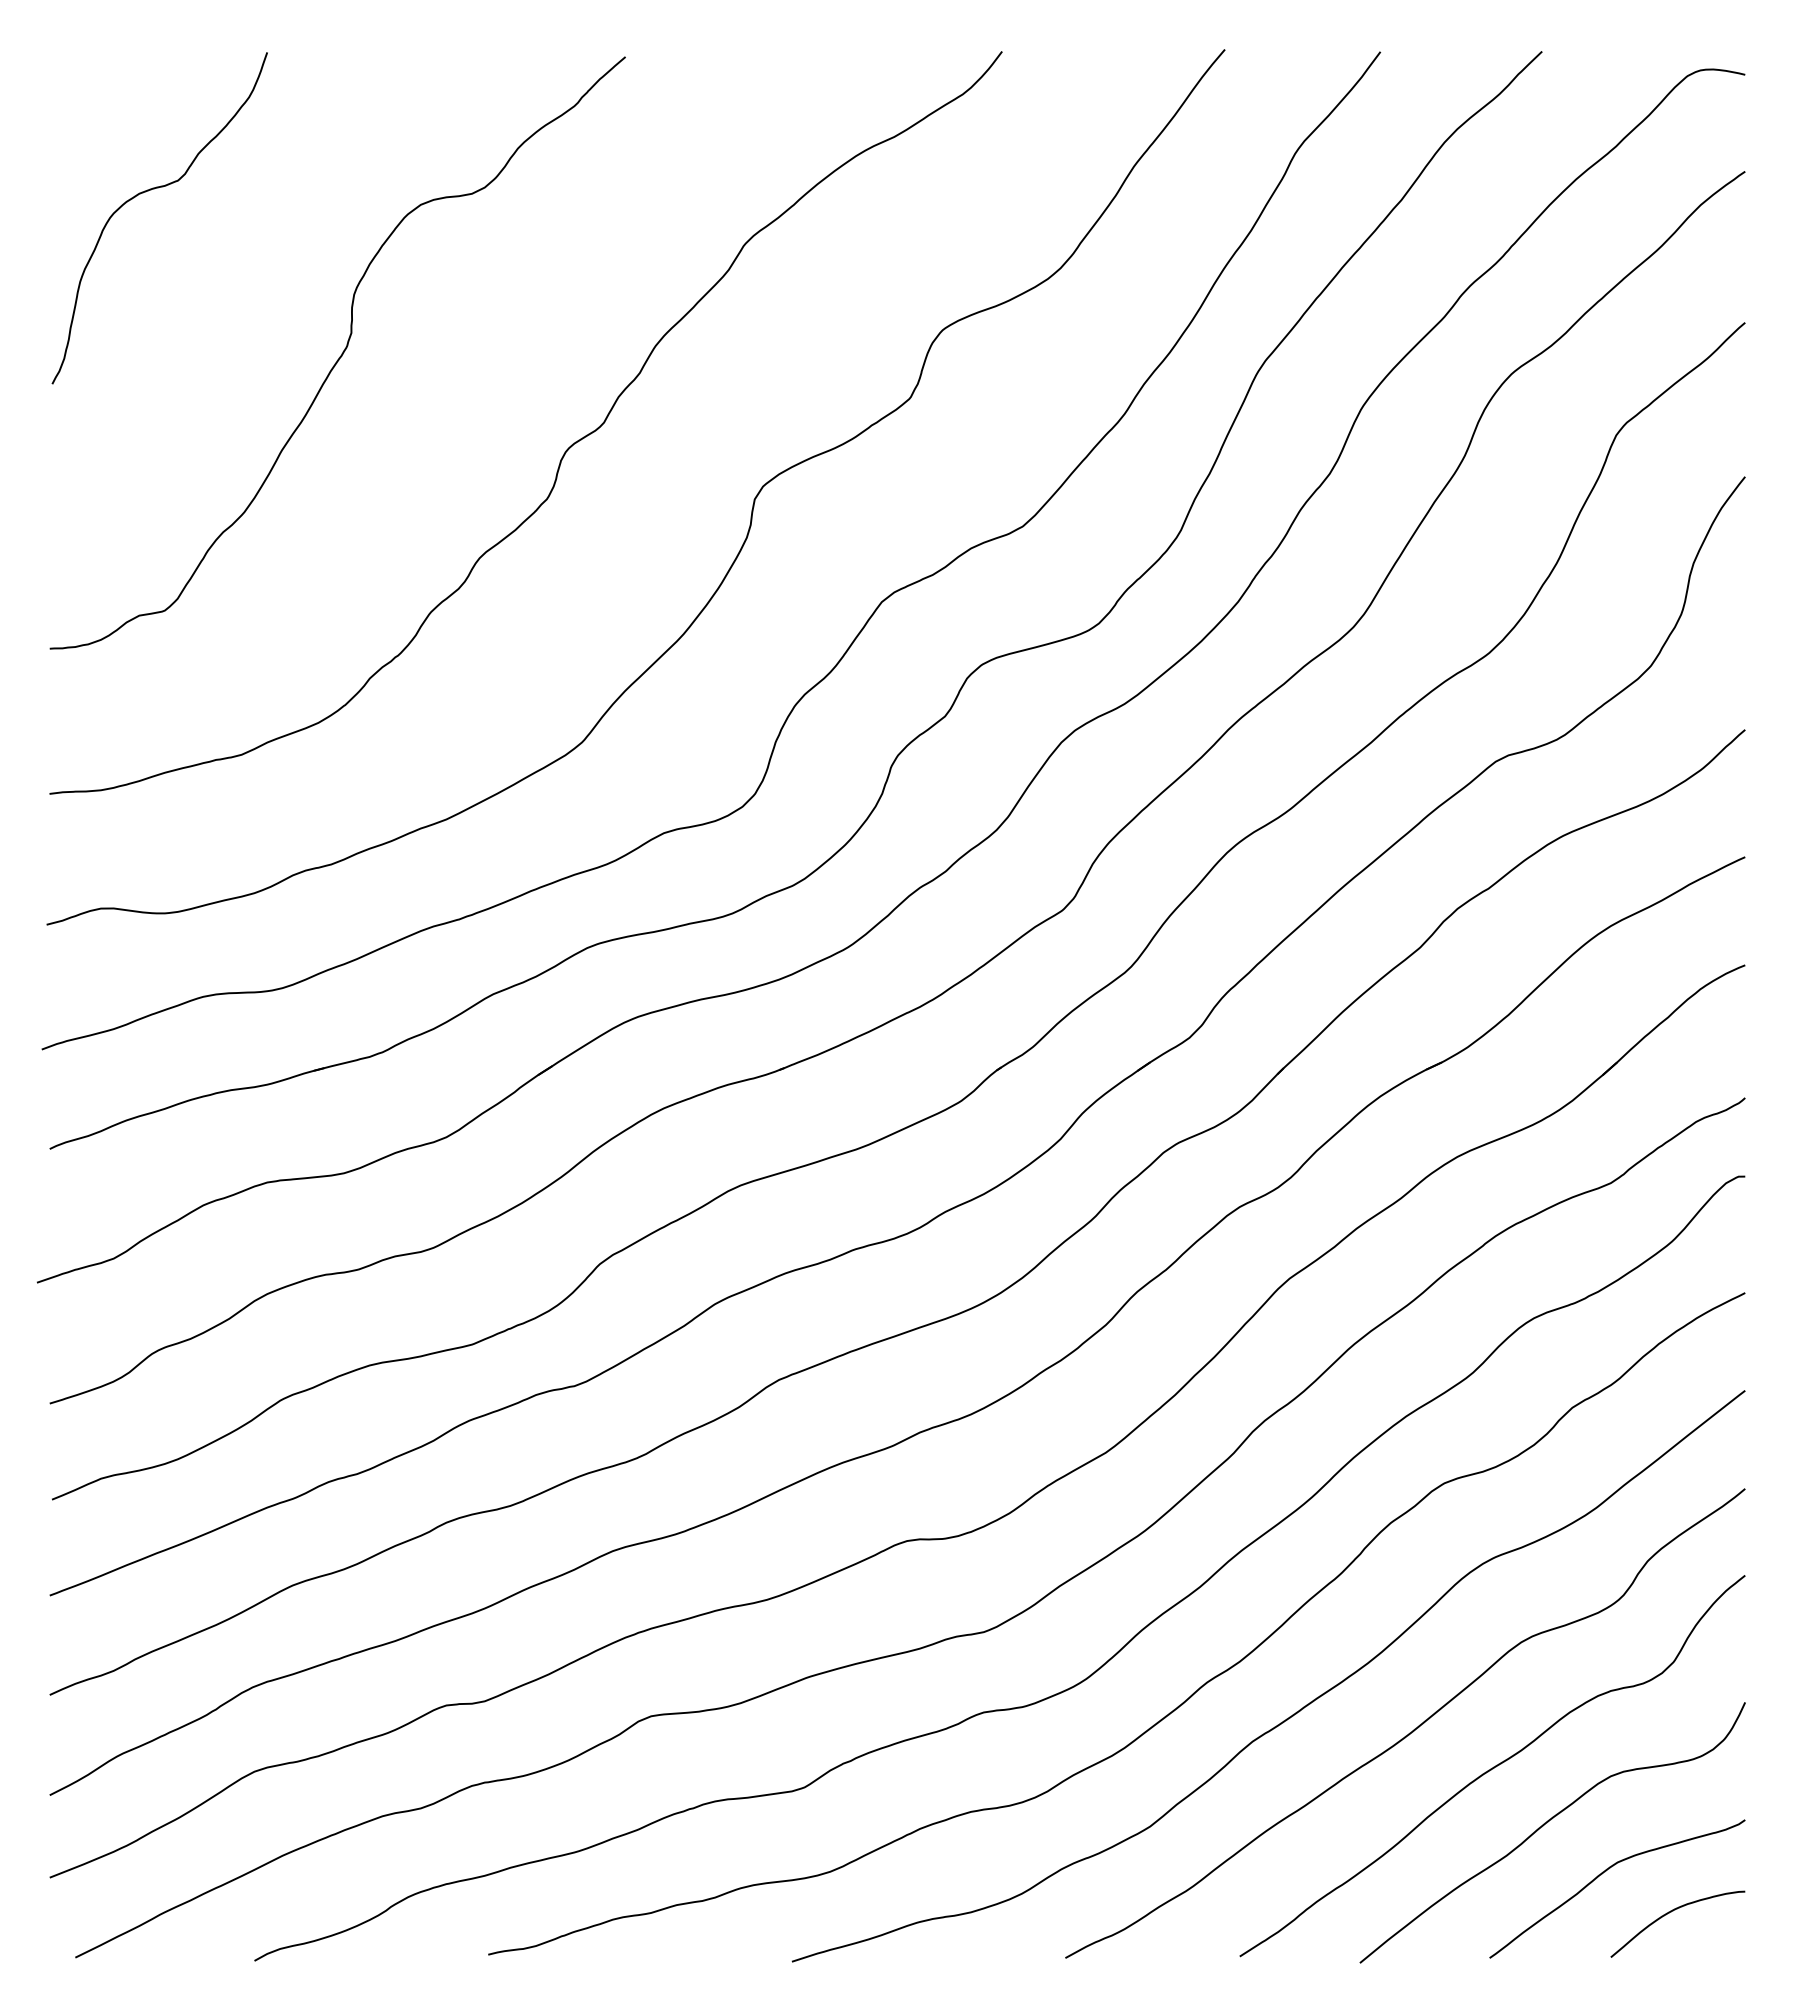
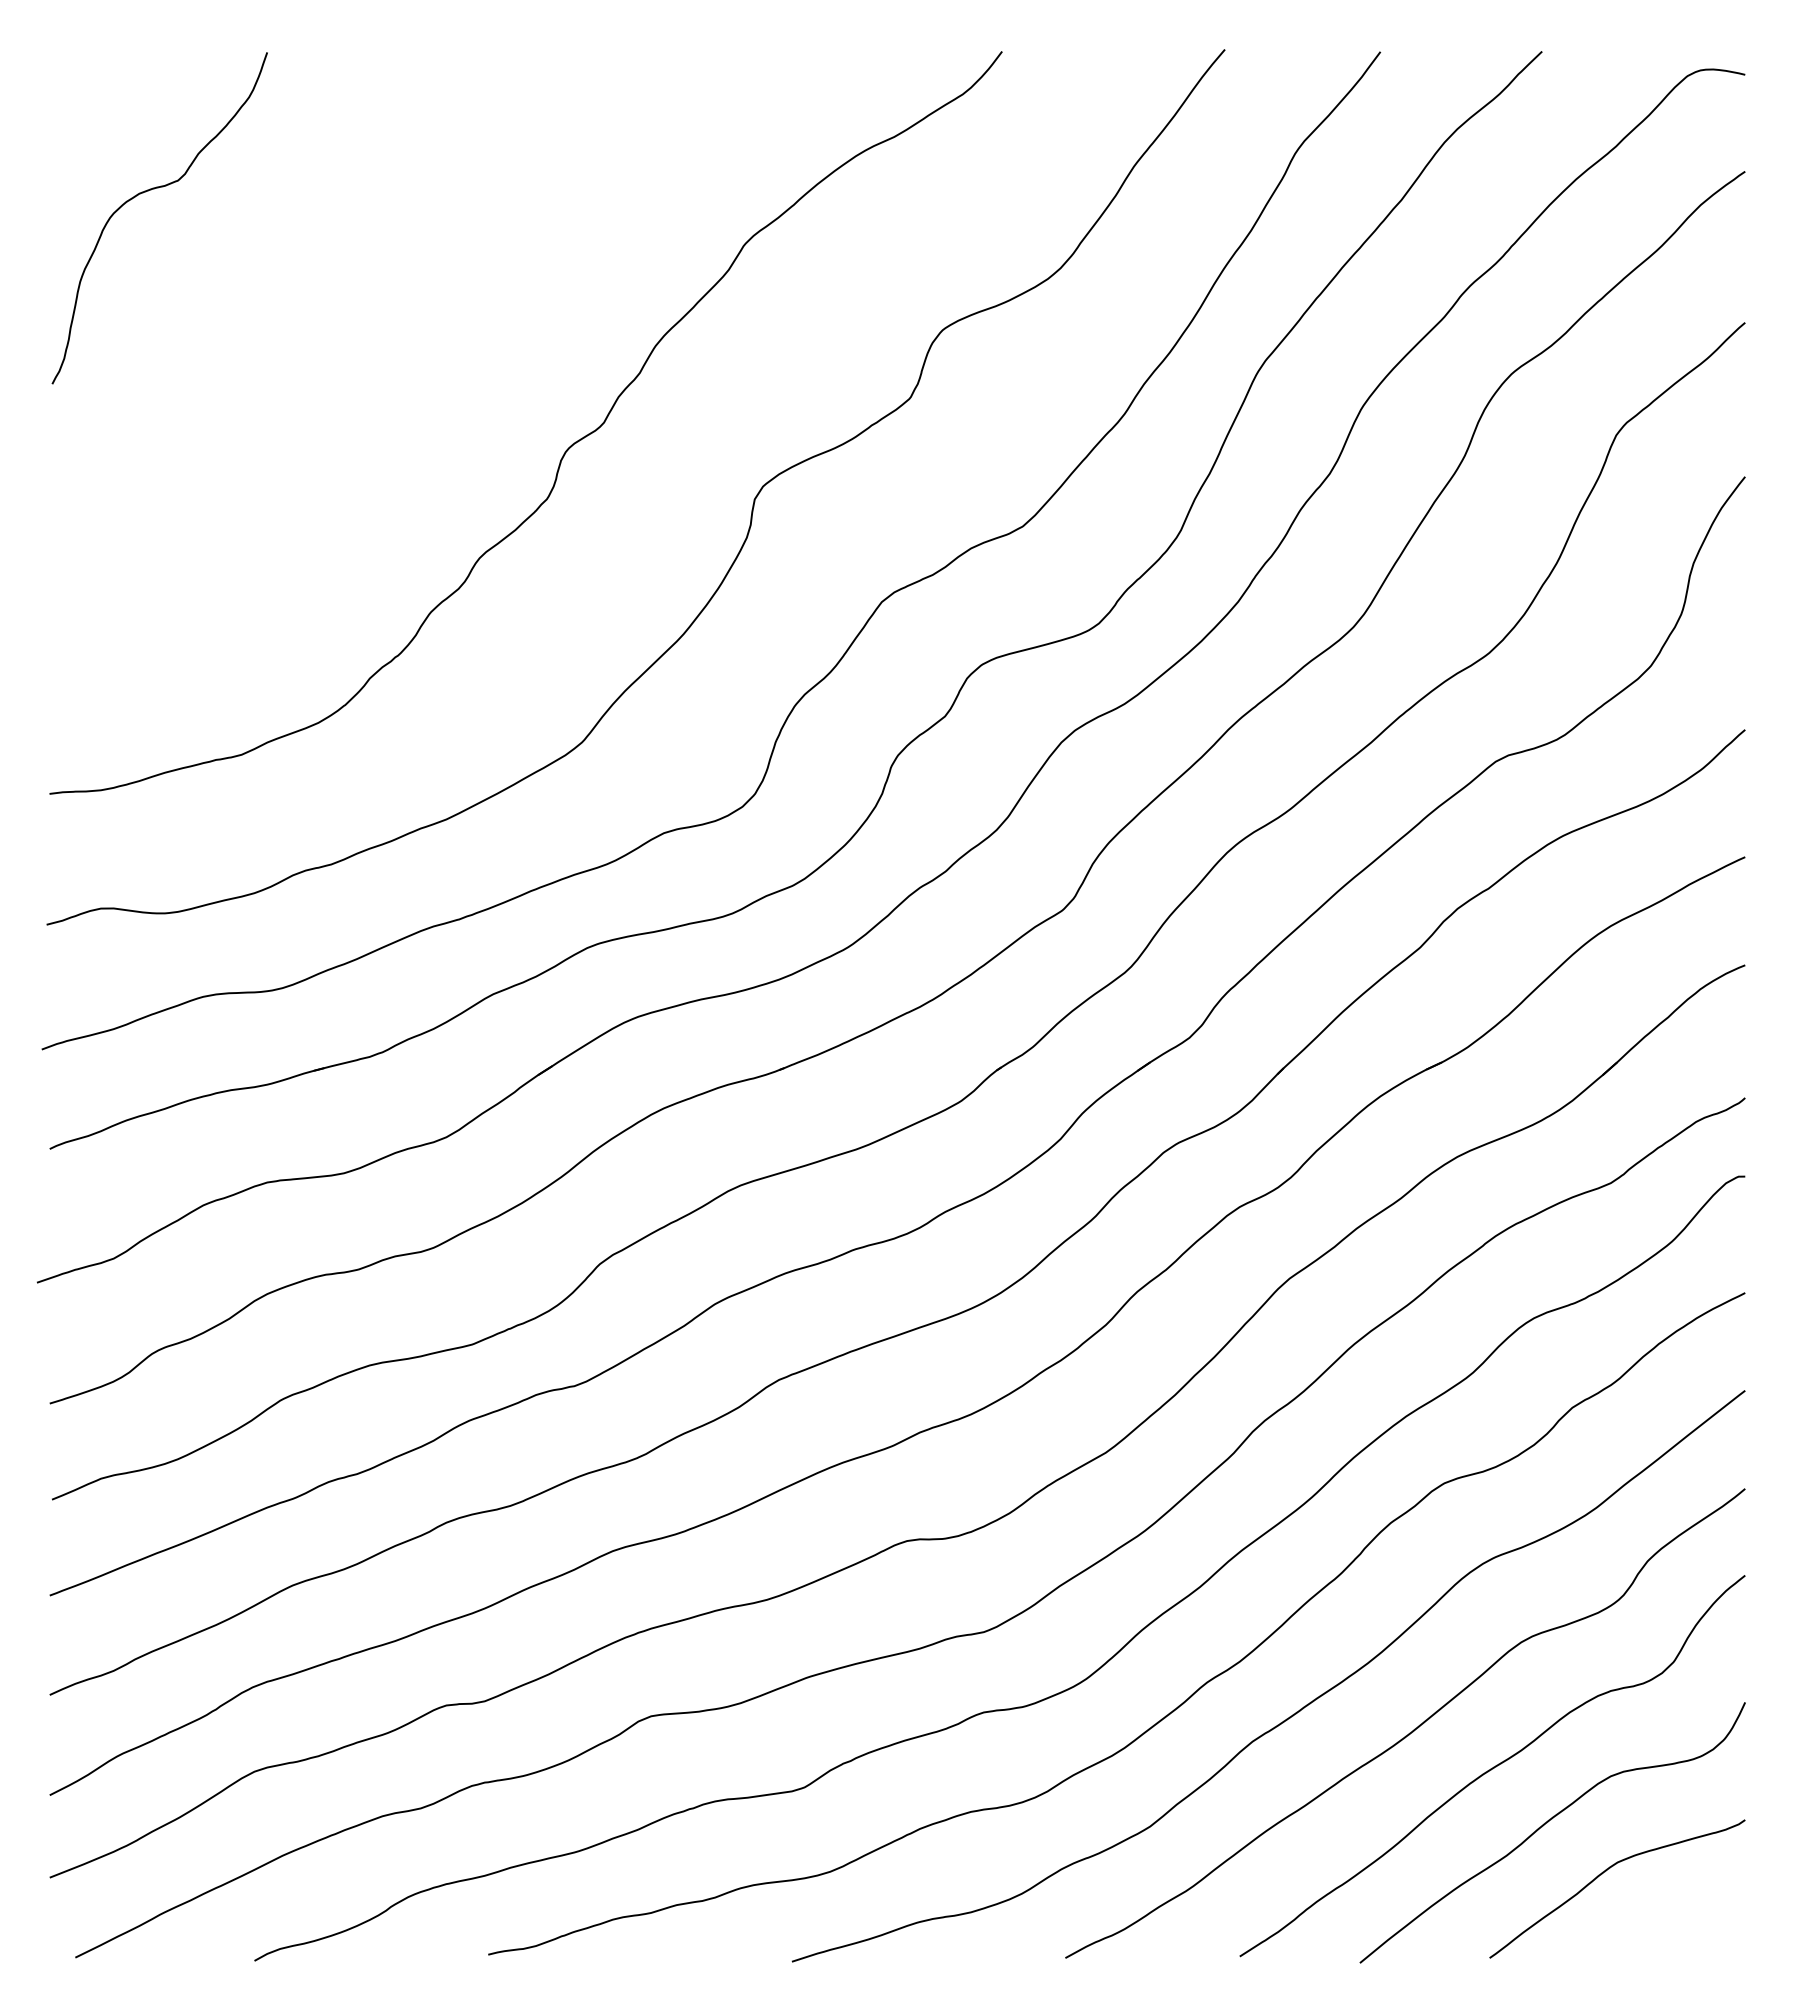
curve: present -> none (341, 353)
curve: present -> none (1671, 1912)
